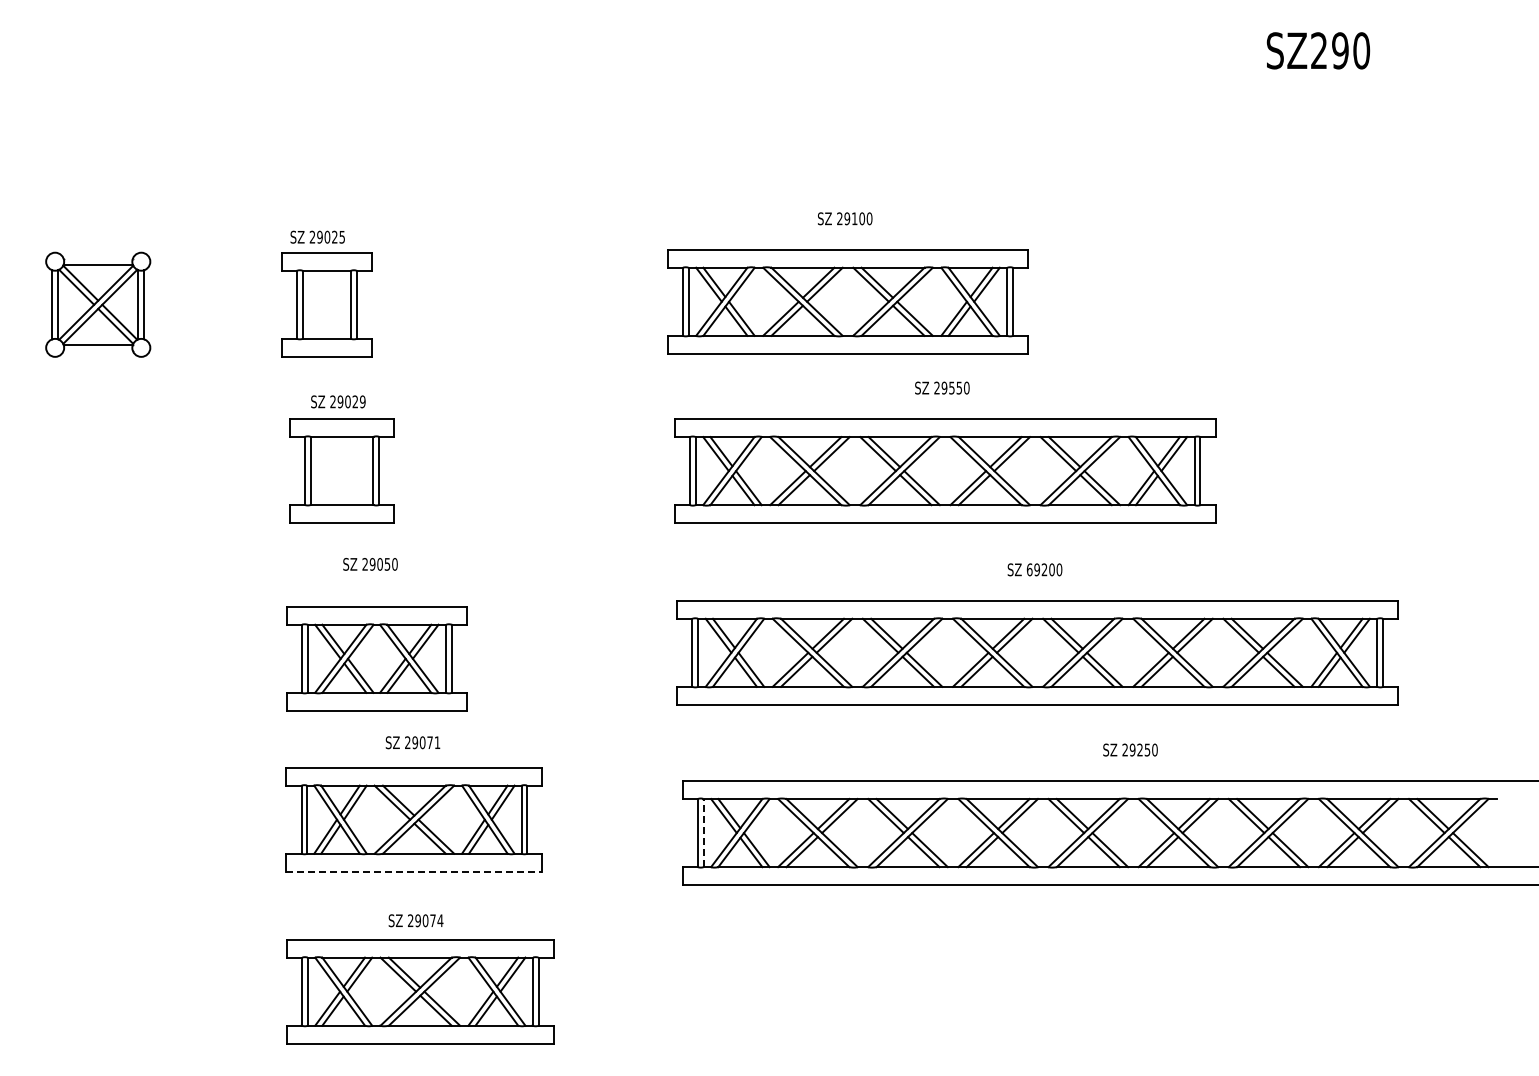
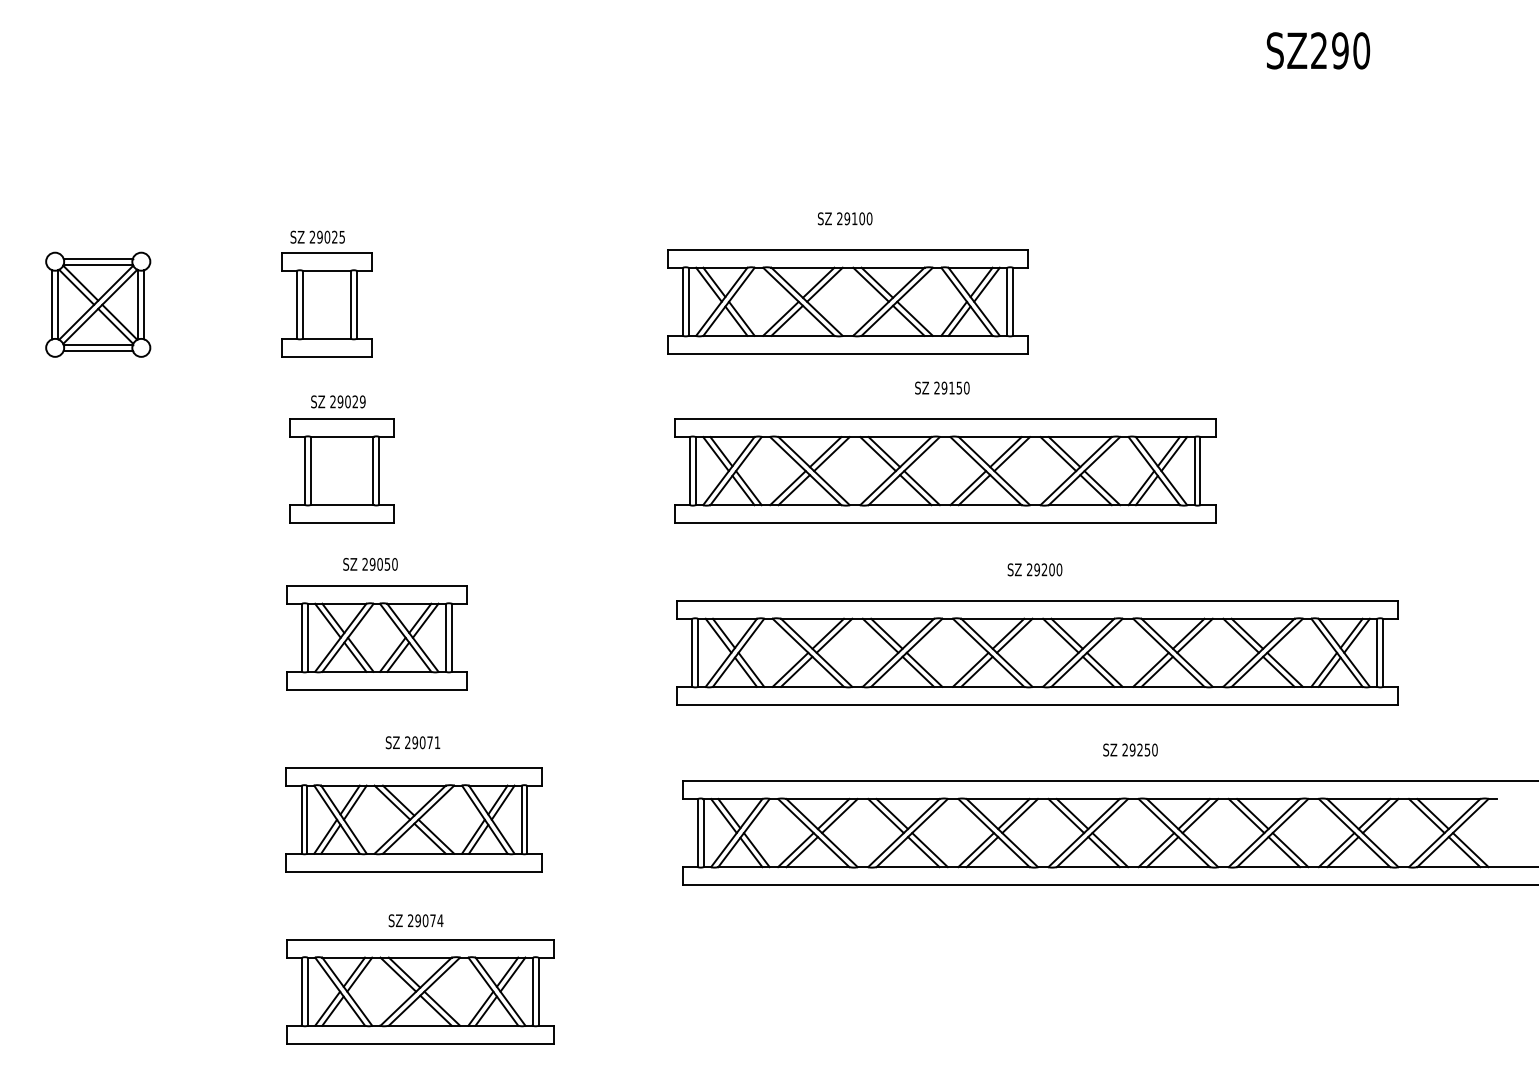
line: none -> present (97, 258)
line: none -> present (97, 350)
text: 29550 -> 29150 (951, 387)
text: 69200 -> 29200 (1029, 569)
part position: (376, 658) -> (376, 637) (376, 637)
line: dashed -> solid (703, 832)
line: dashed -> solid (414, 871)
